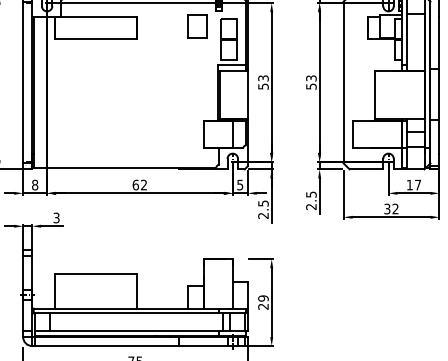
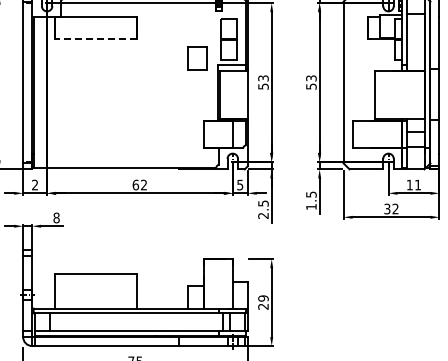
part position: (197, 26) -> (197, 58) (197, 58)
line: solid -> dashed (95, 39)
text: 8 -> 2 (35, 184)
text: 17 -> 11 (417, 184)
text: 2.5 -> 1.5 (311, 207)
text: 3 -> 8 (56, 217)
